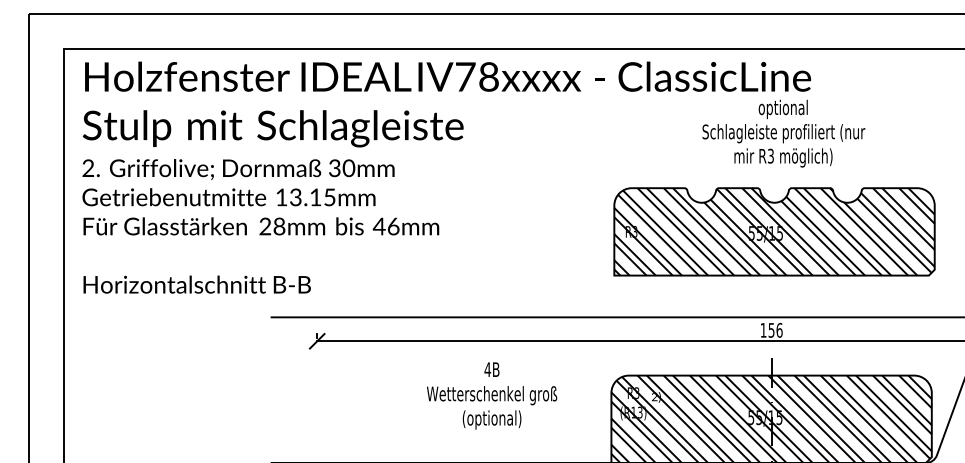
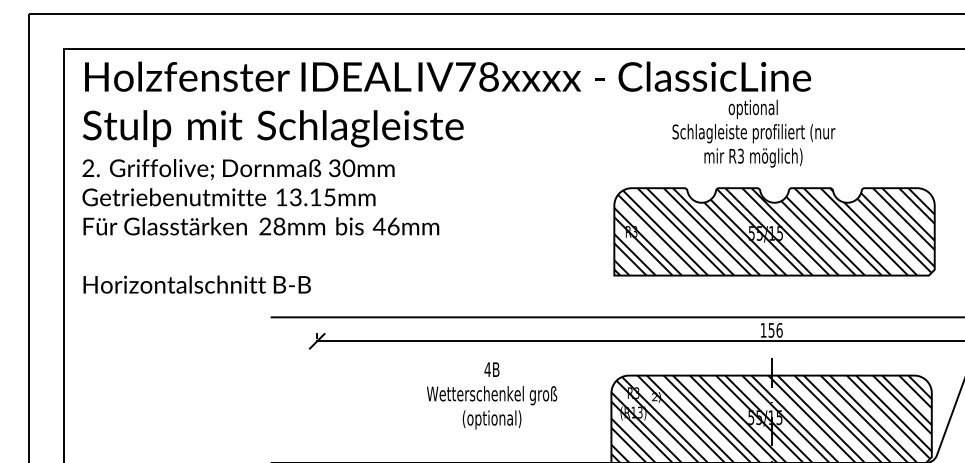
text position: (783, 133) -> (753, 133) (753, 133)
